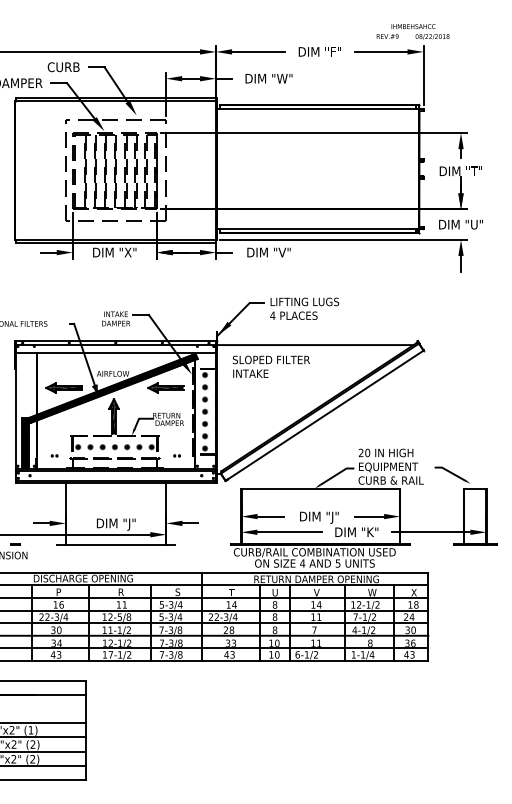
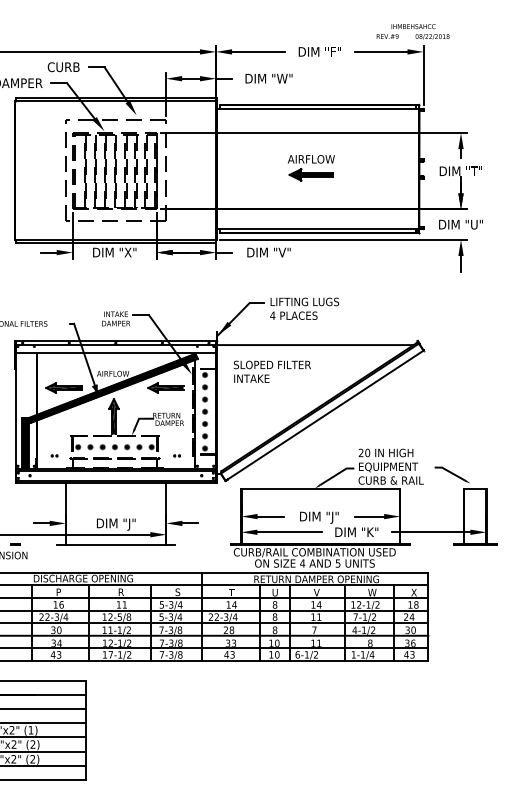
part: none -> present (310, 168)
text position: (271, 366) -> (272, 371) (272, 371)
line: none -> present (44, 709)
